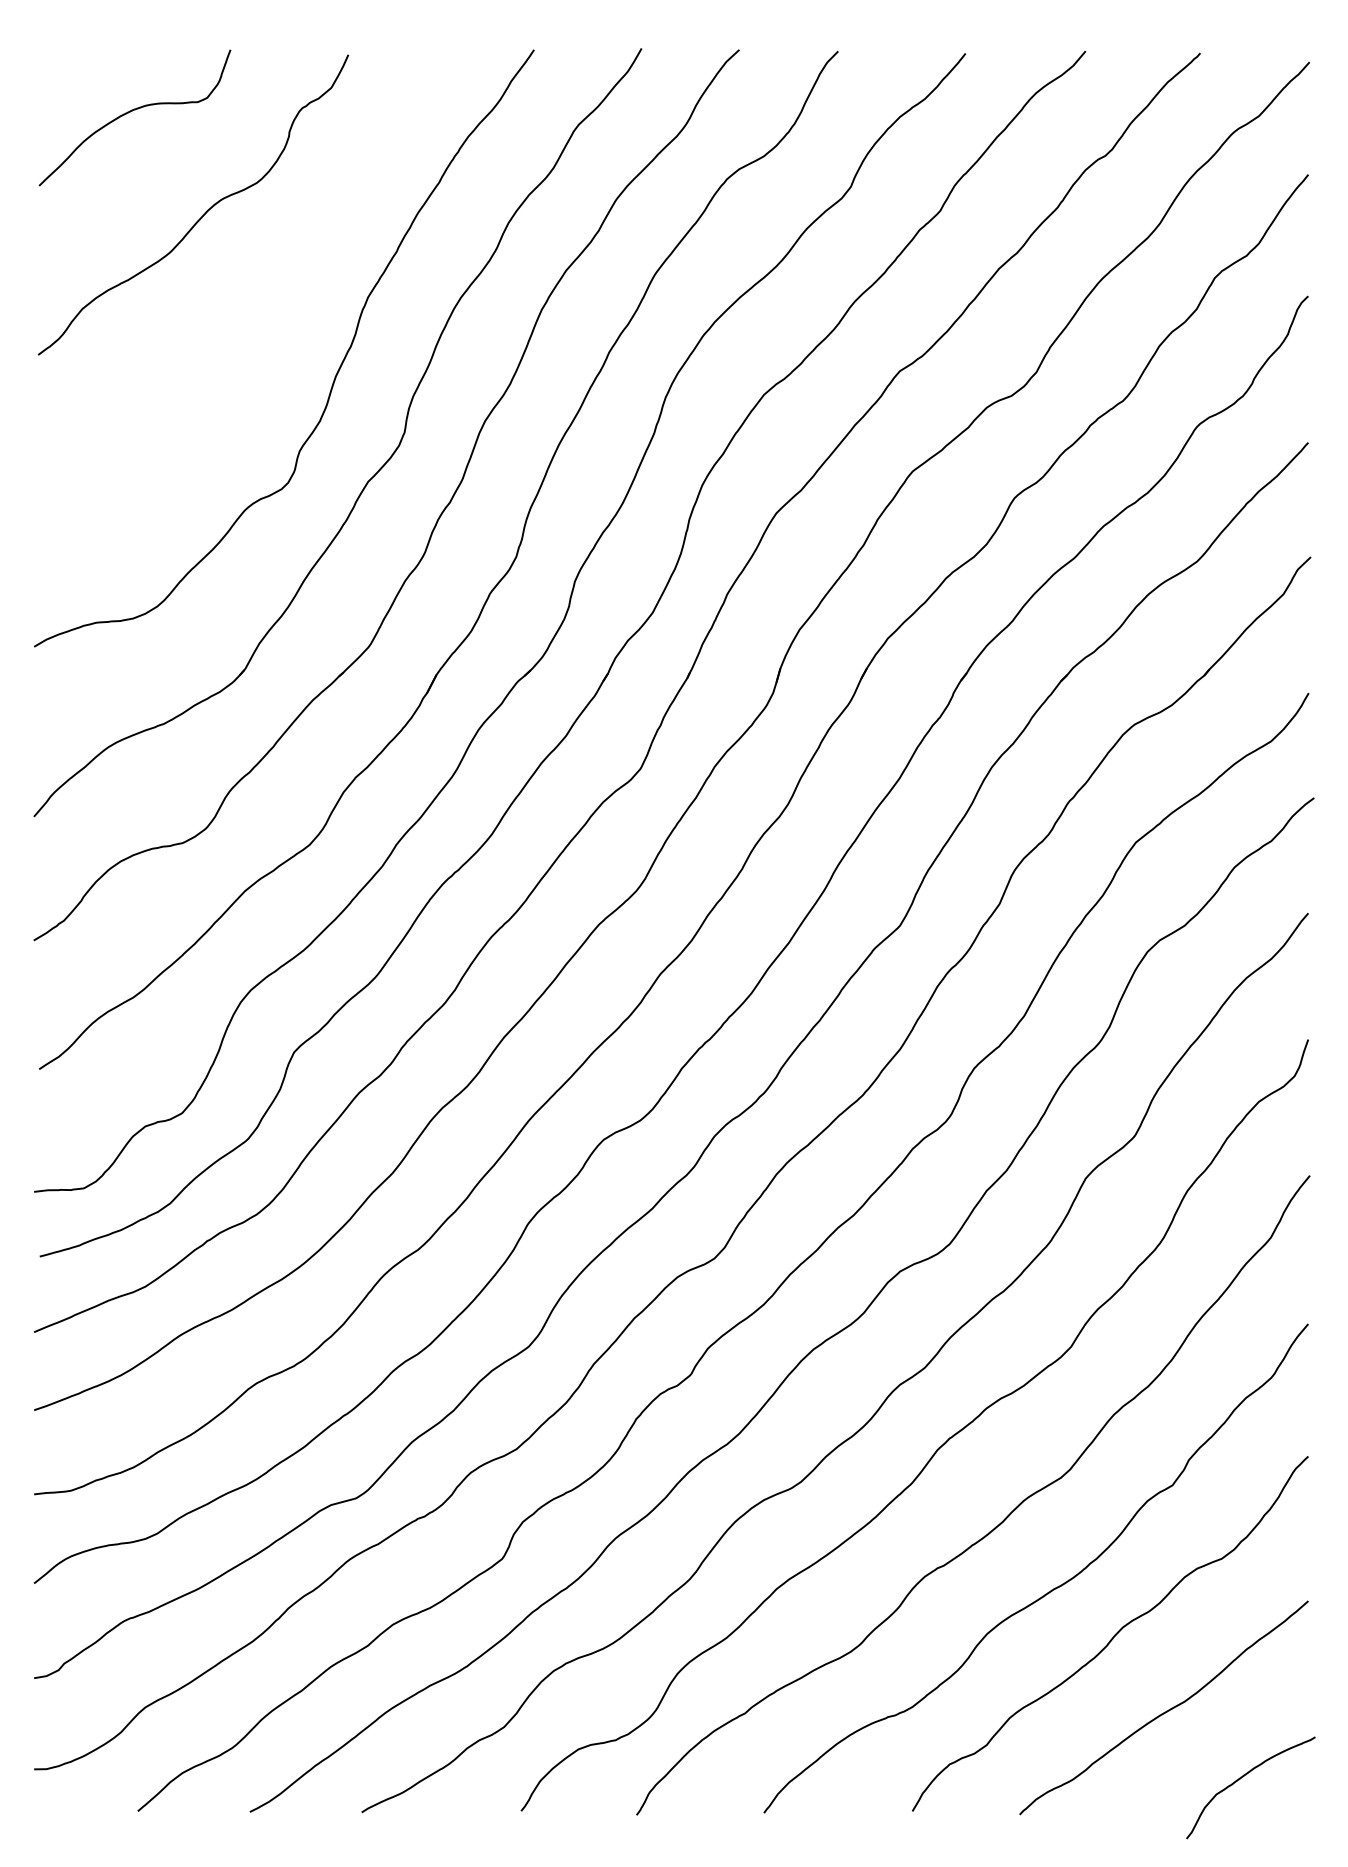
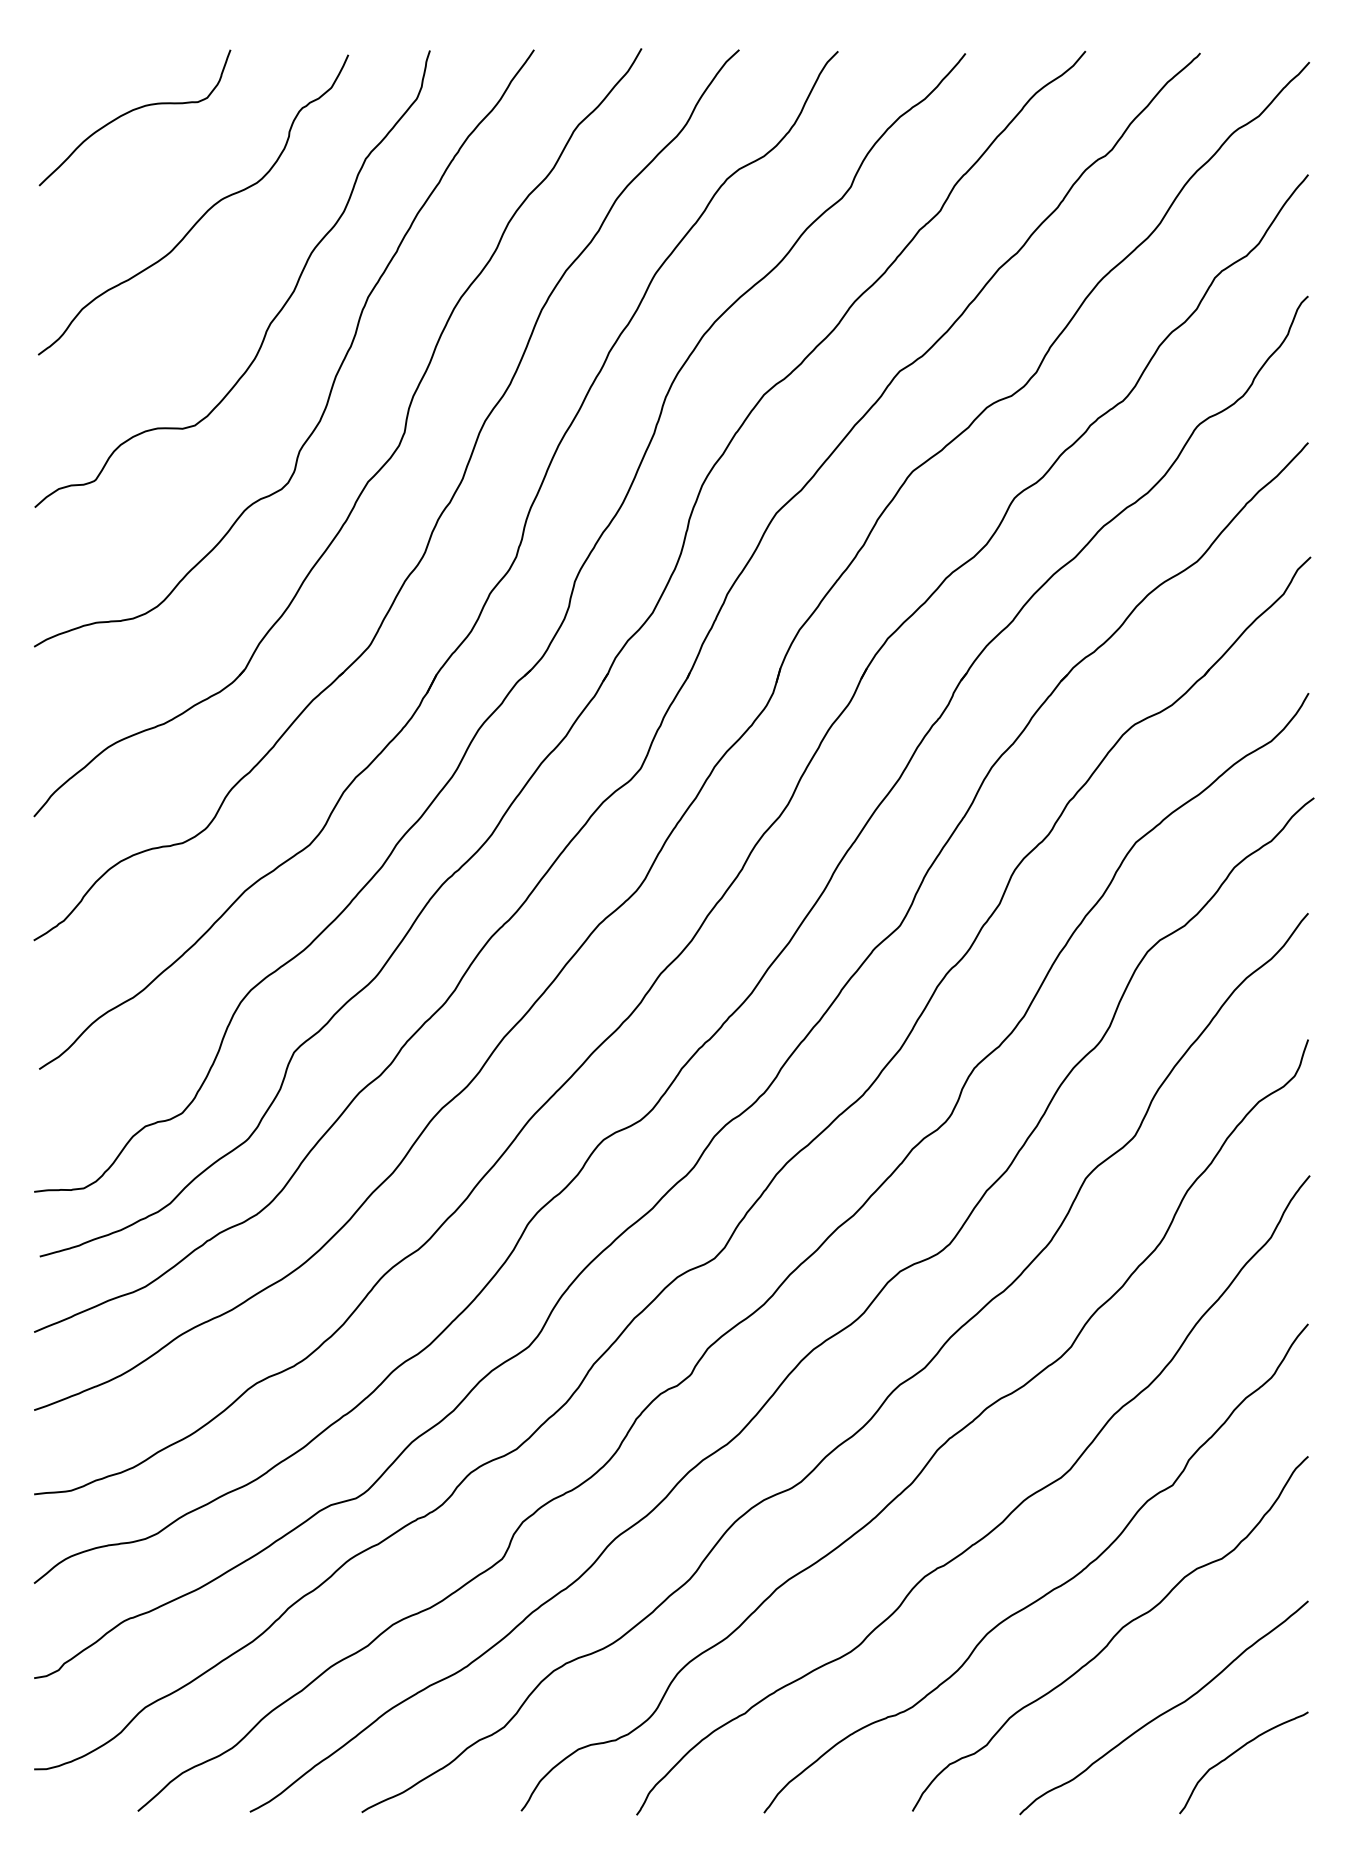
curve: none -> present (278, 311)
curve position: (1243, 1777) -> (1236, 1752) (1236, 1752)
